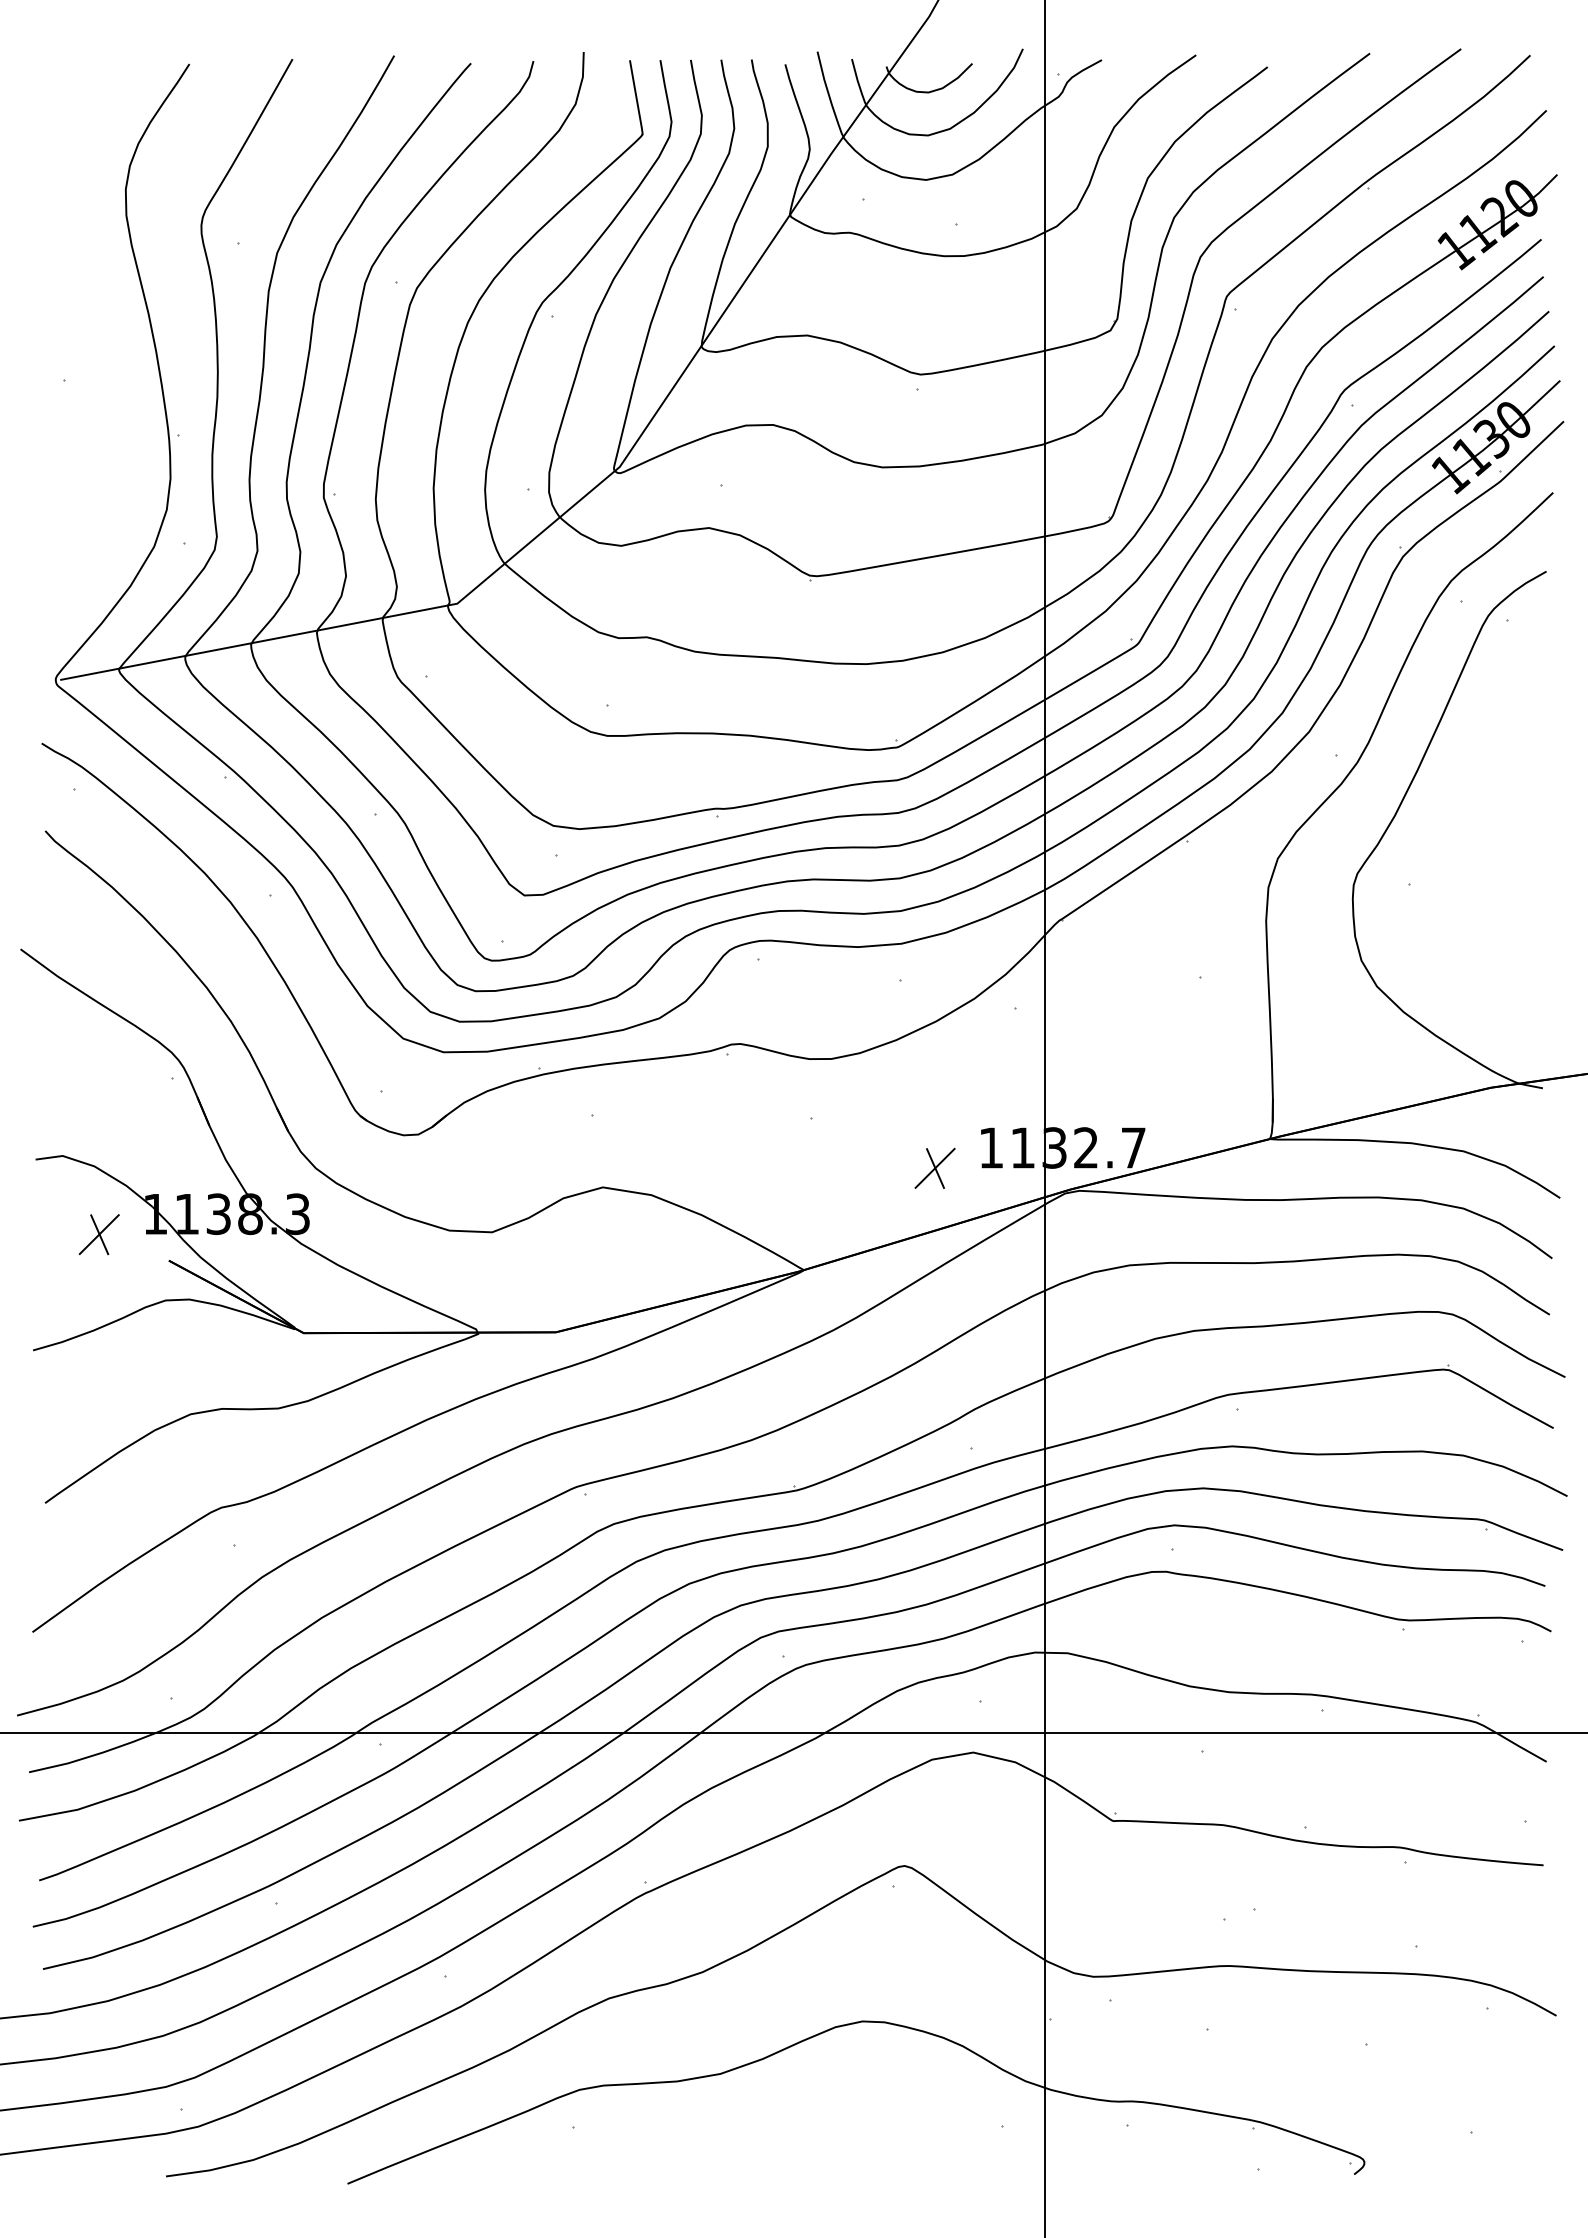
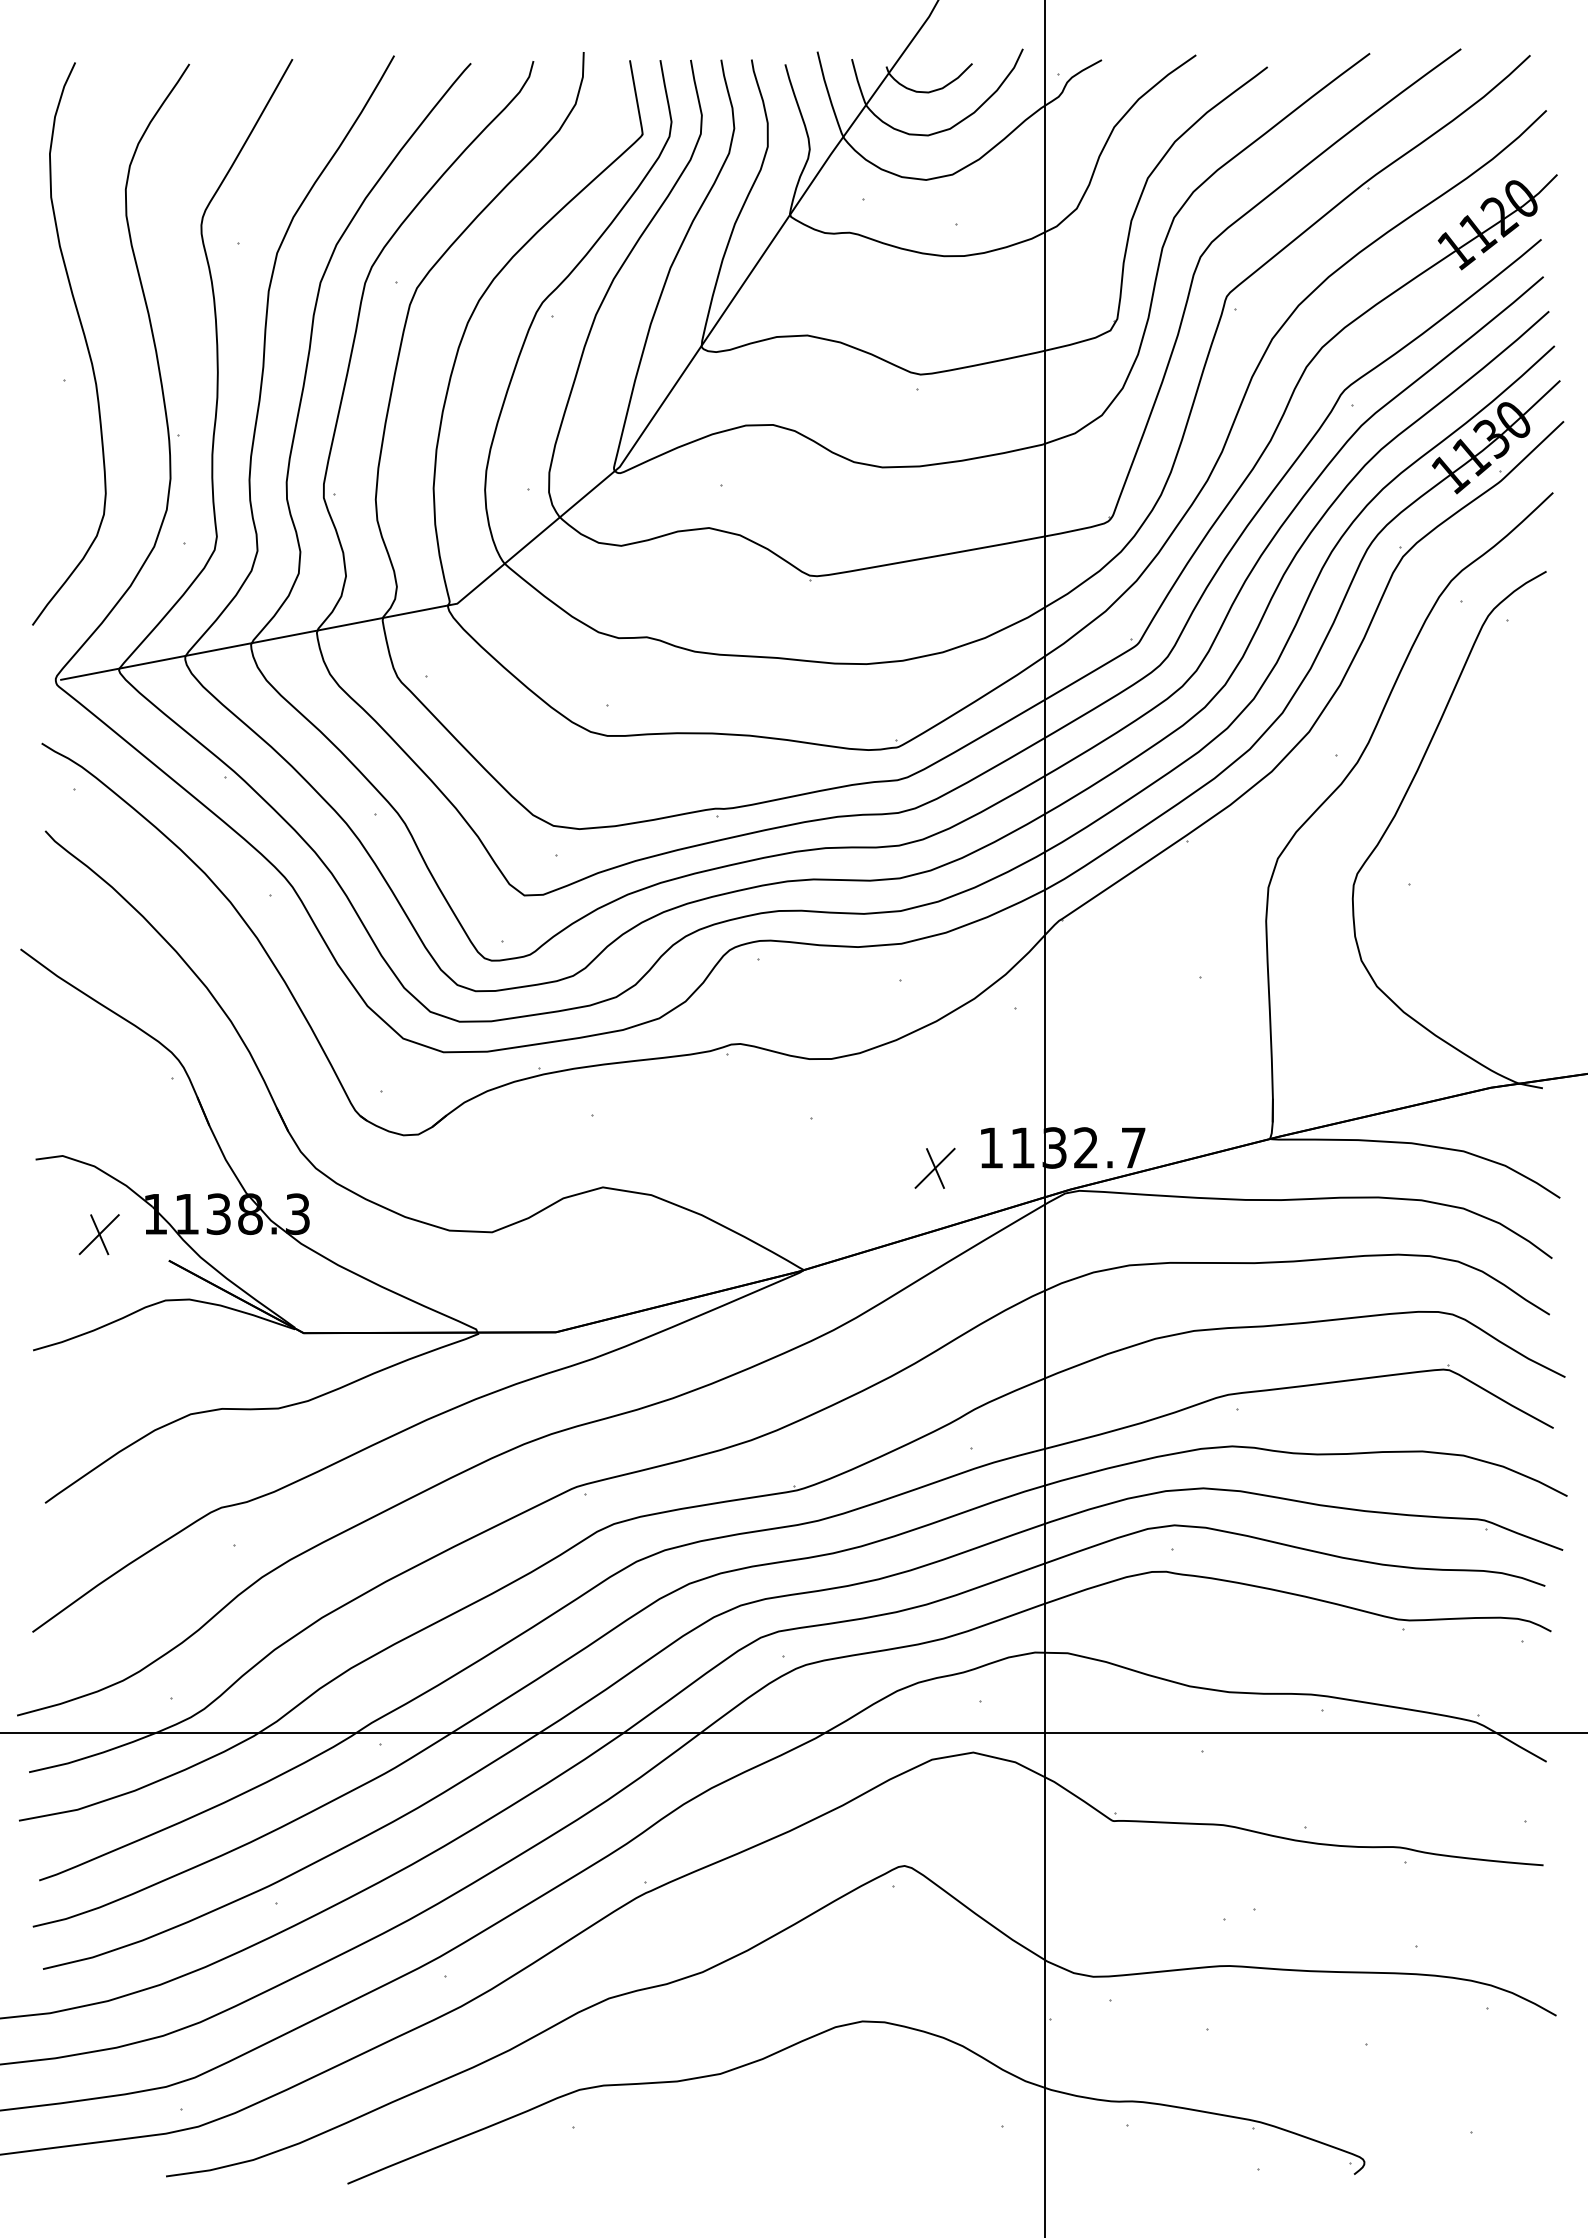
curve: none -> present (84, 340)
